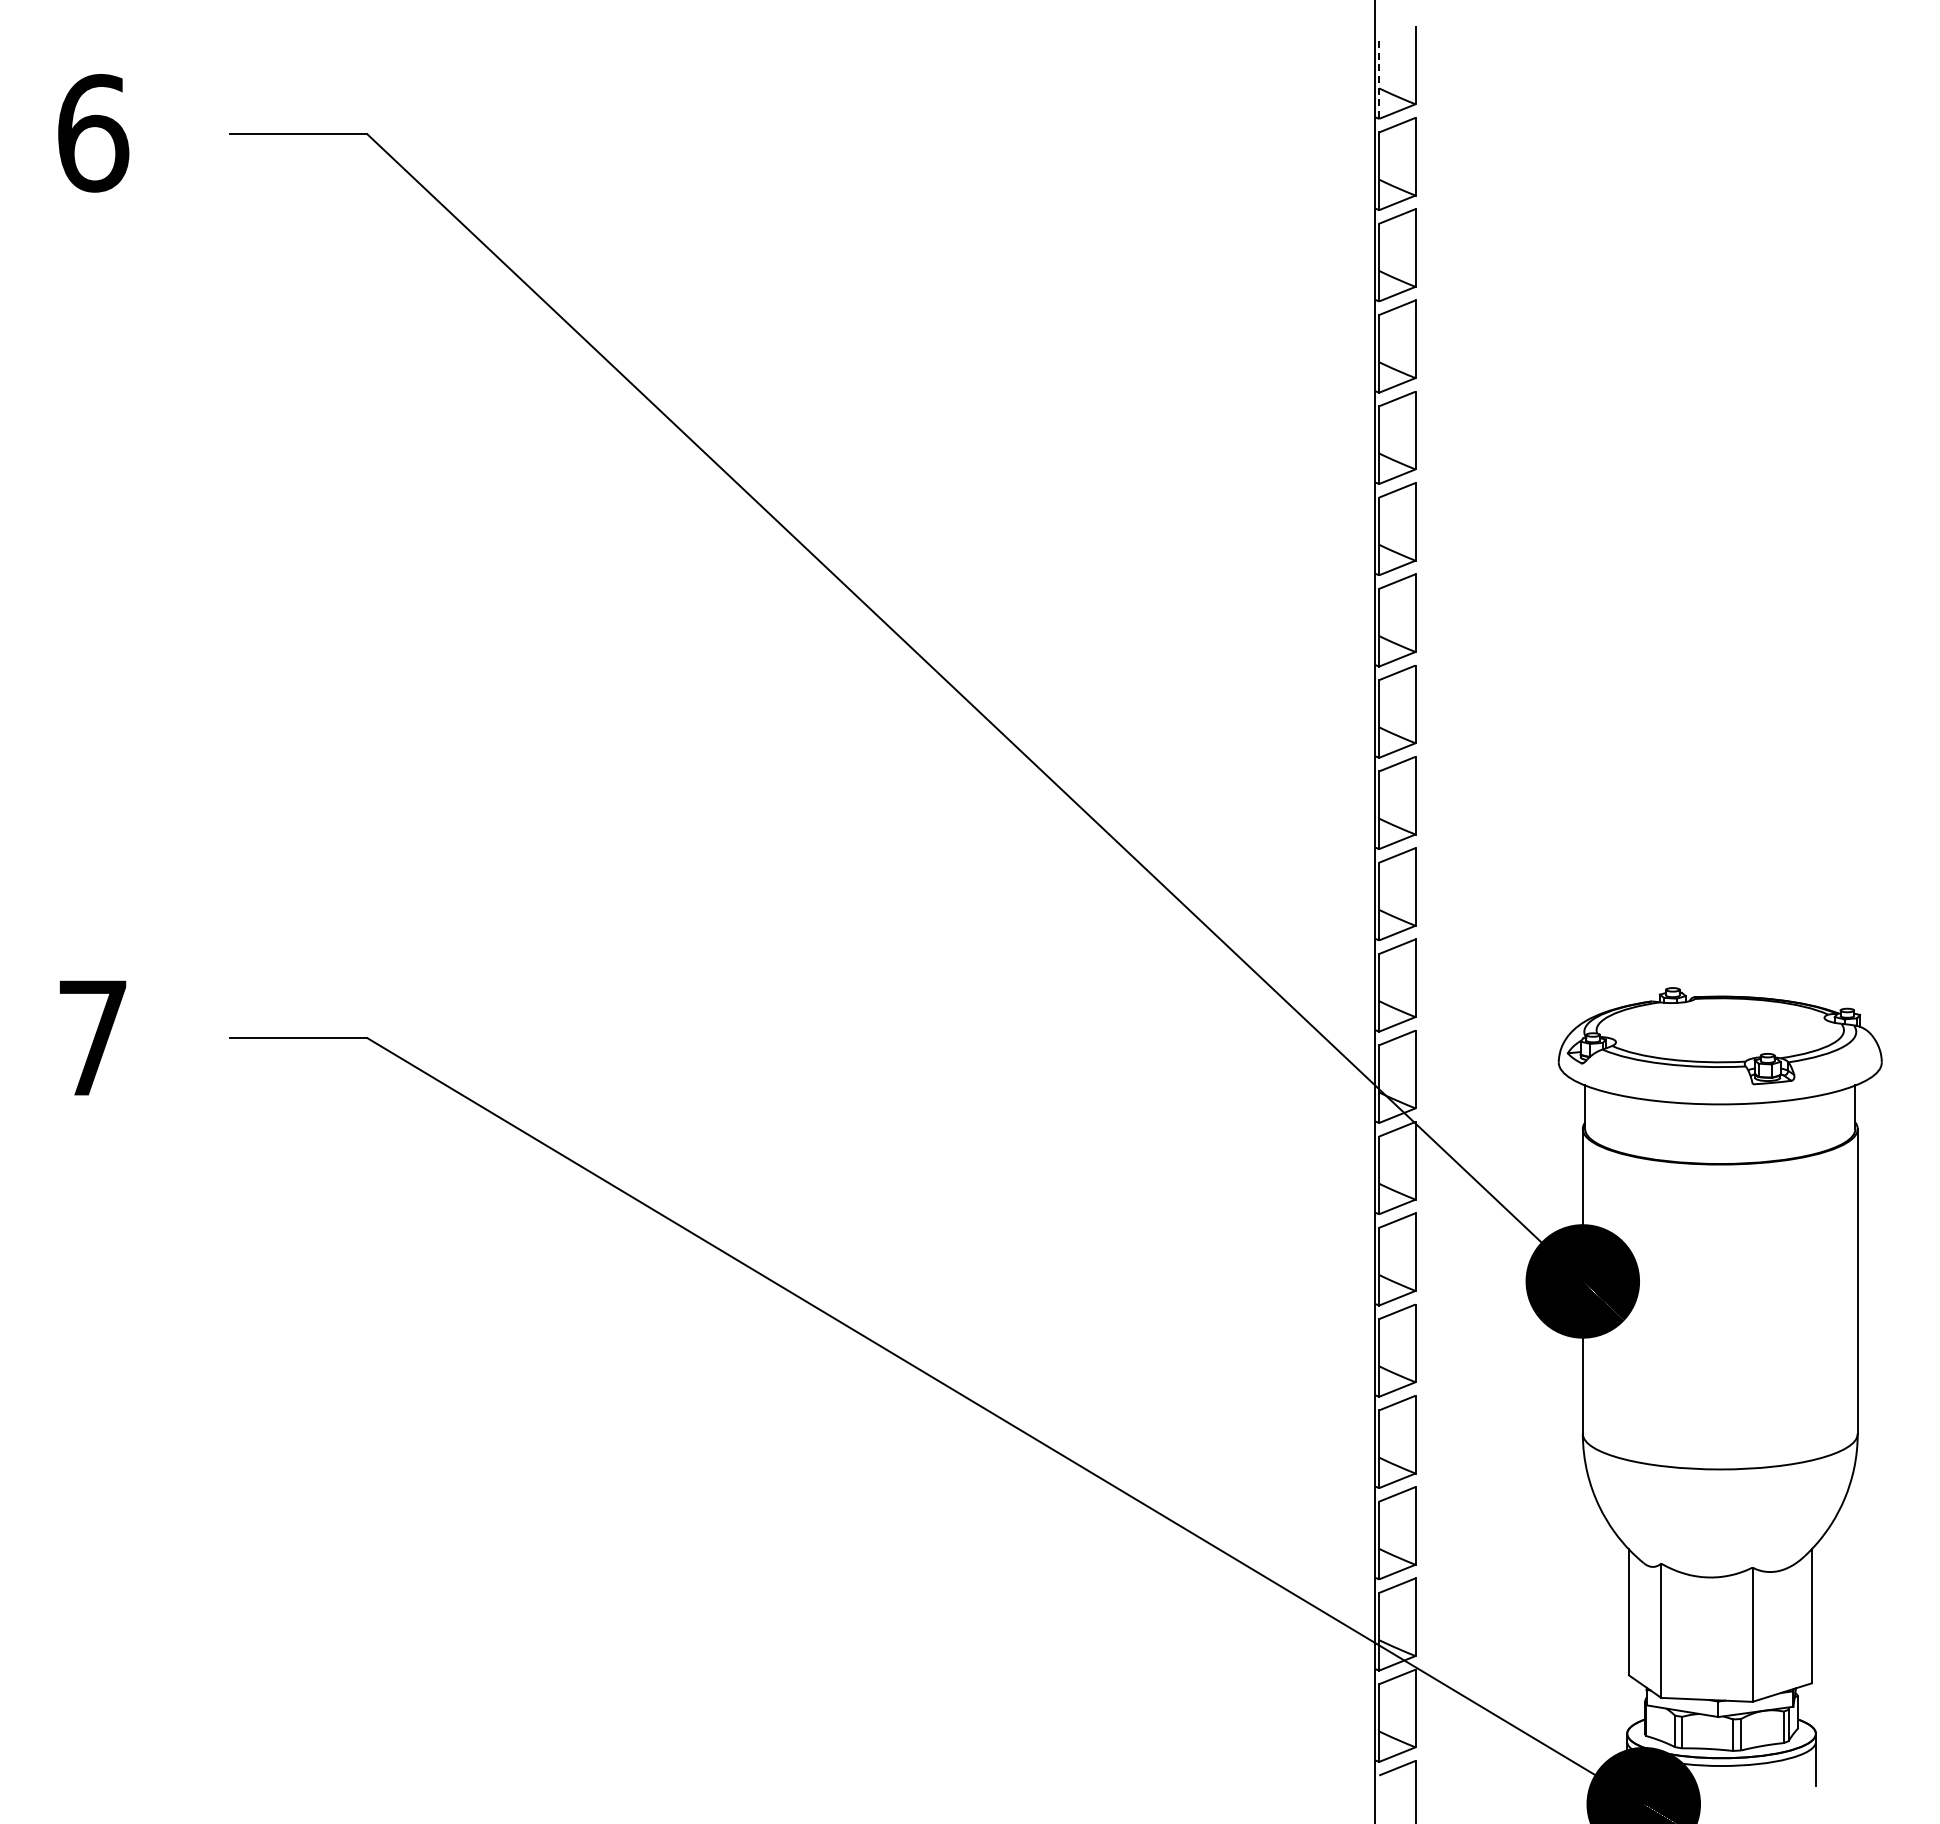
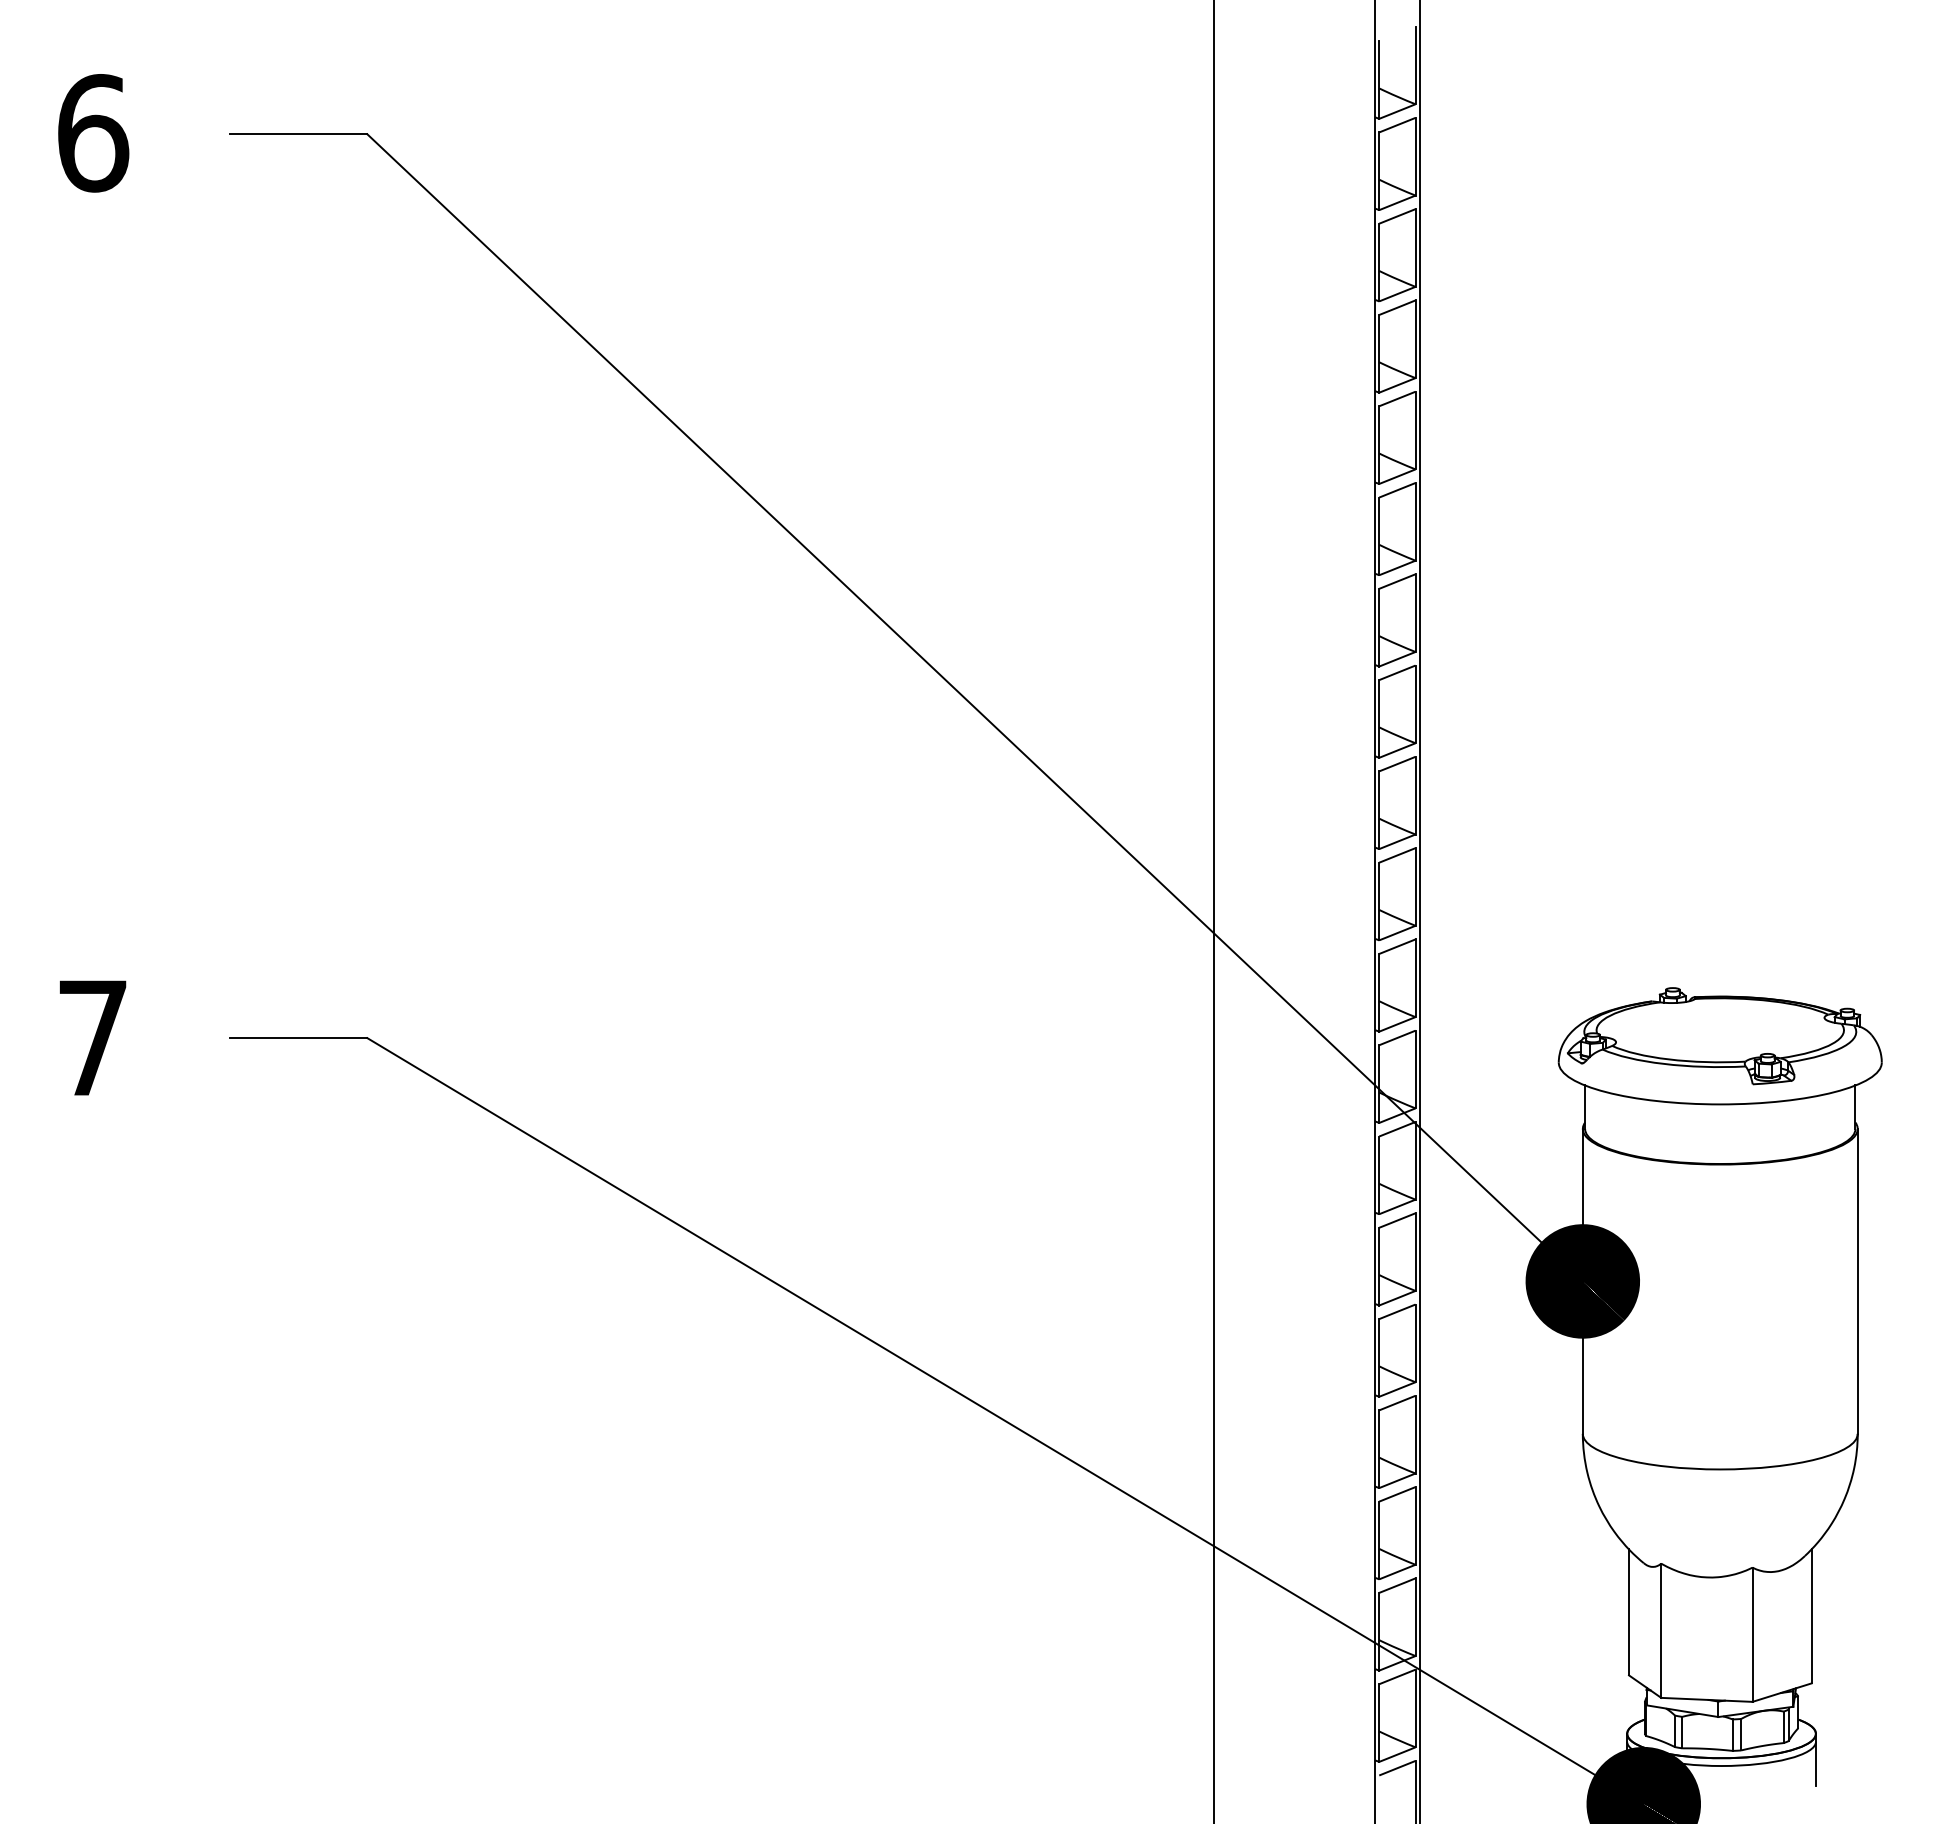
line: dashed -> solid (1379, 80)
line: none -> present (1214, 911)
line: none -> present (1419, 911)
